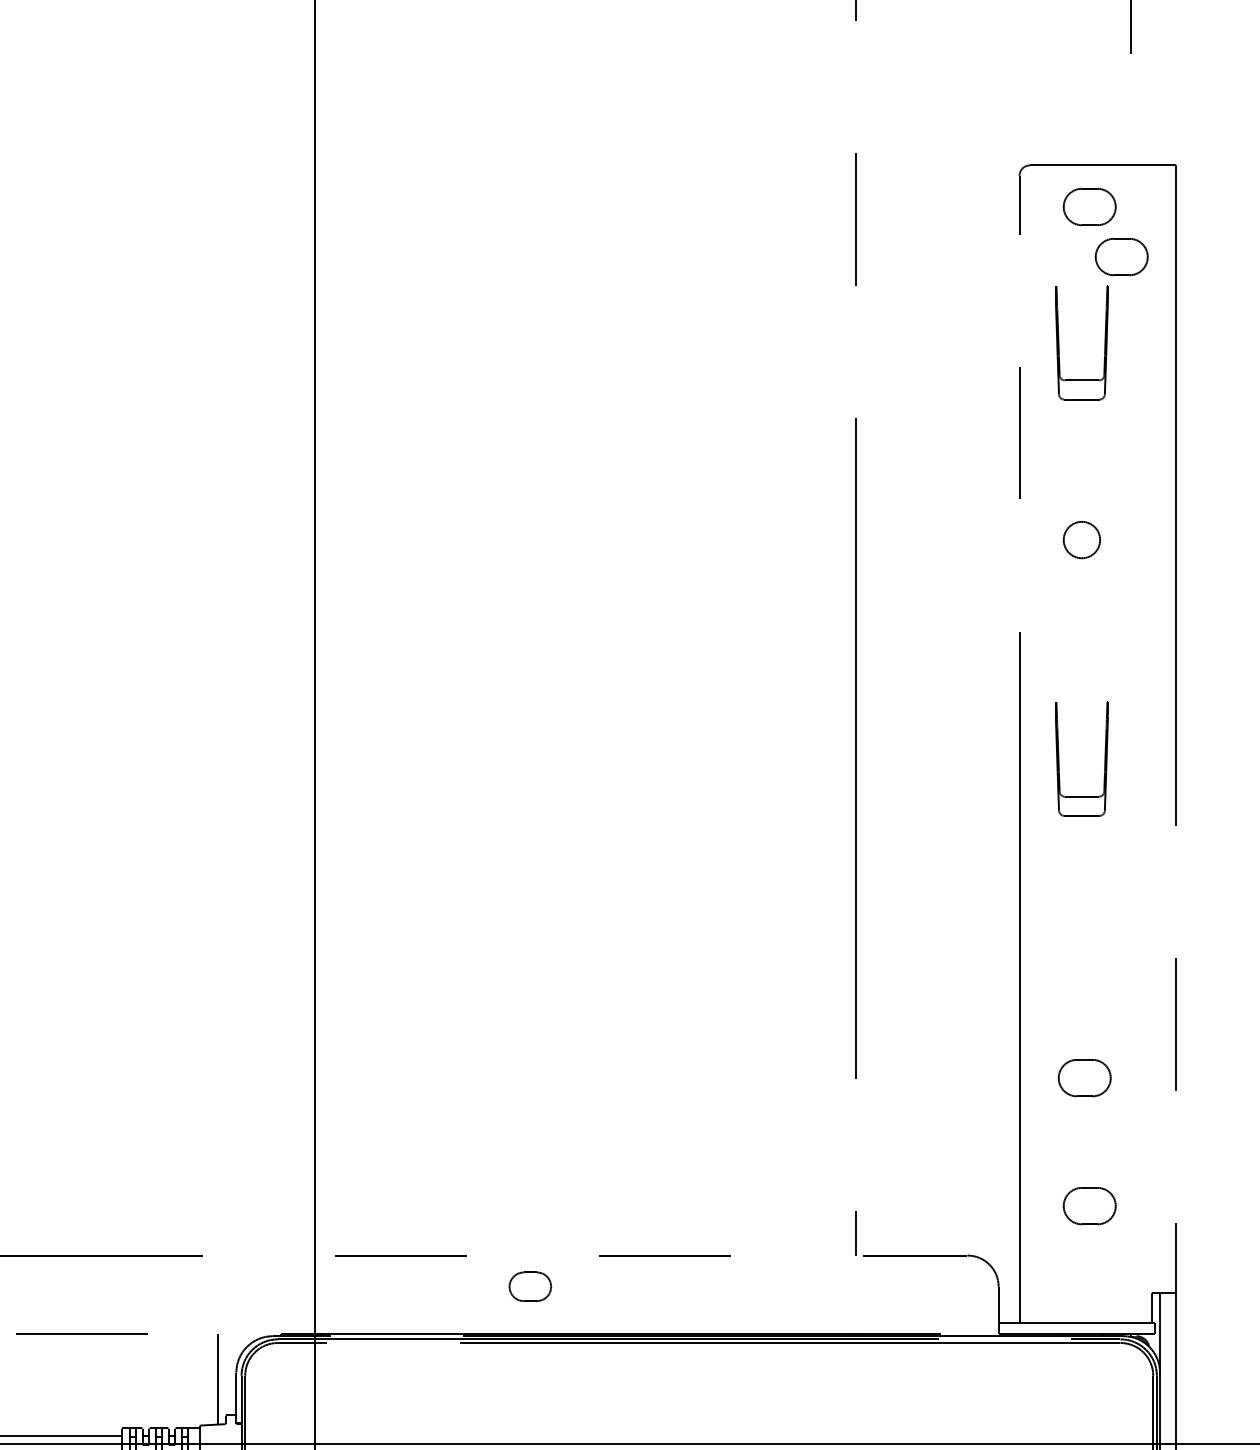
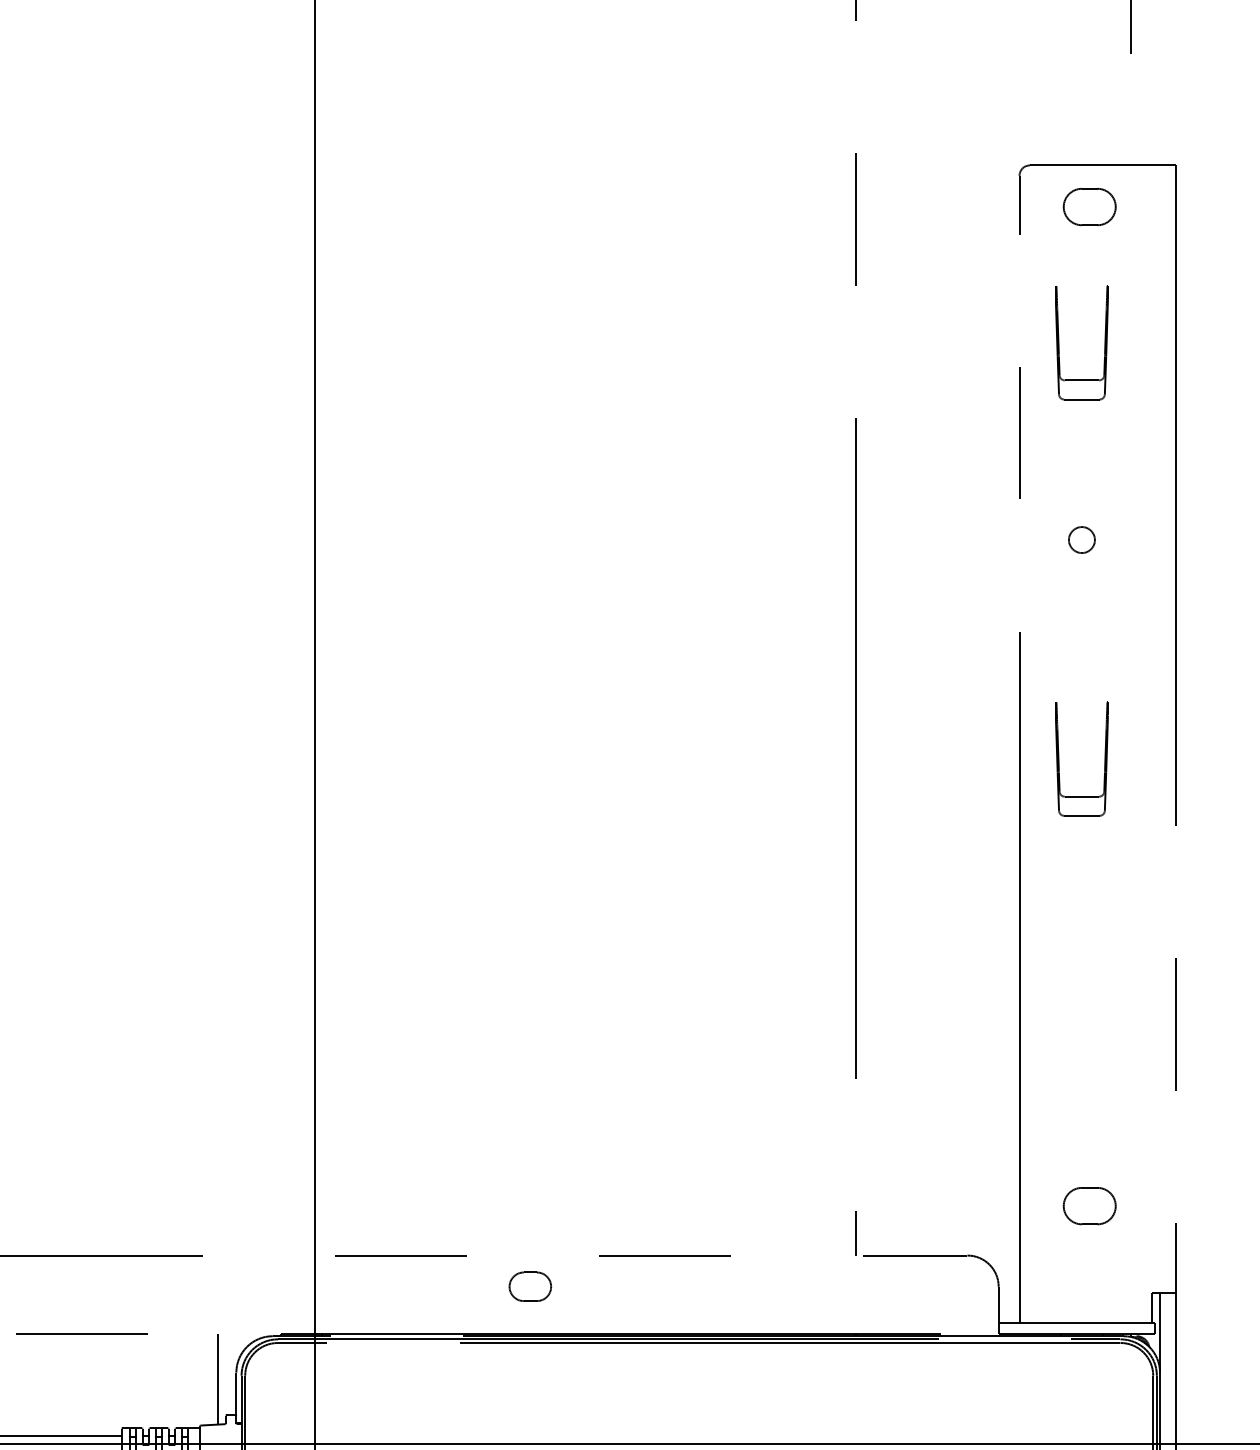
part: present -> none (1121, 257)
circle diameter: 36 px -> 26 px (1081, 540)
part: present -> none (1084, 1078)
